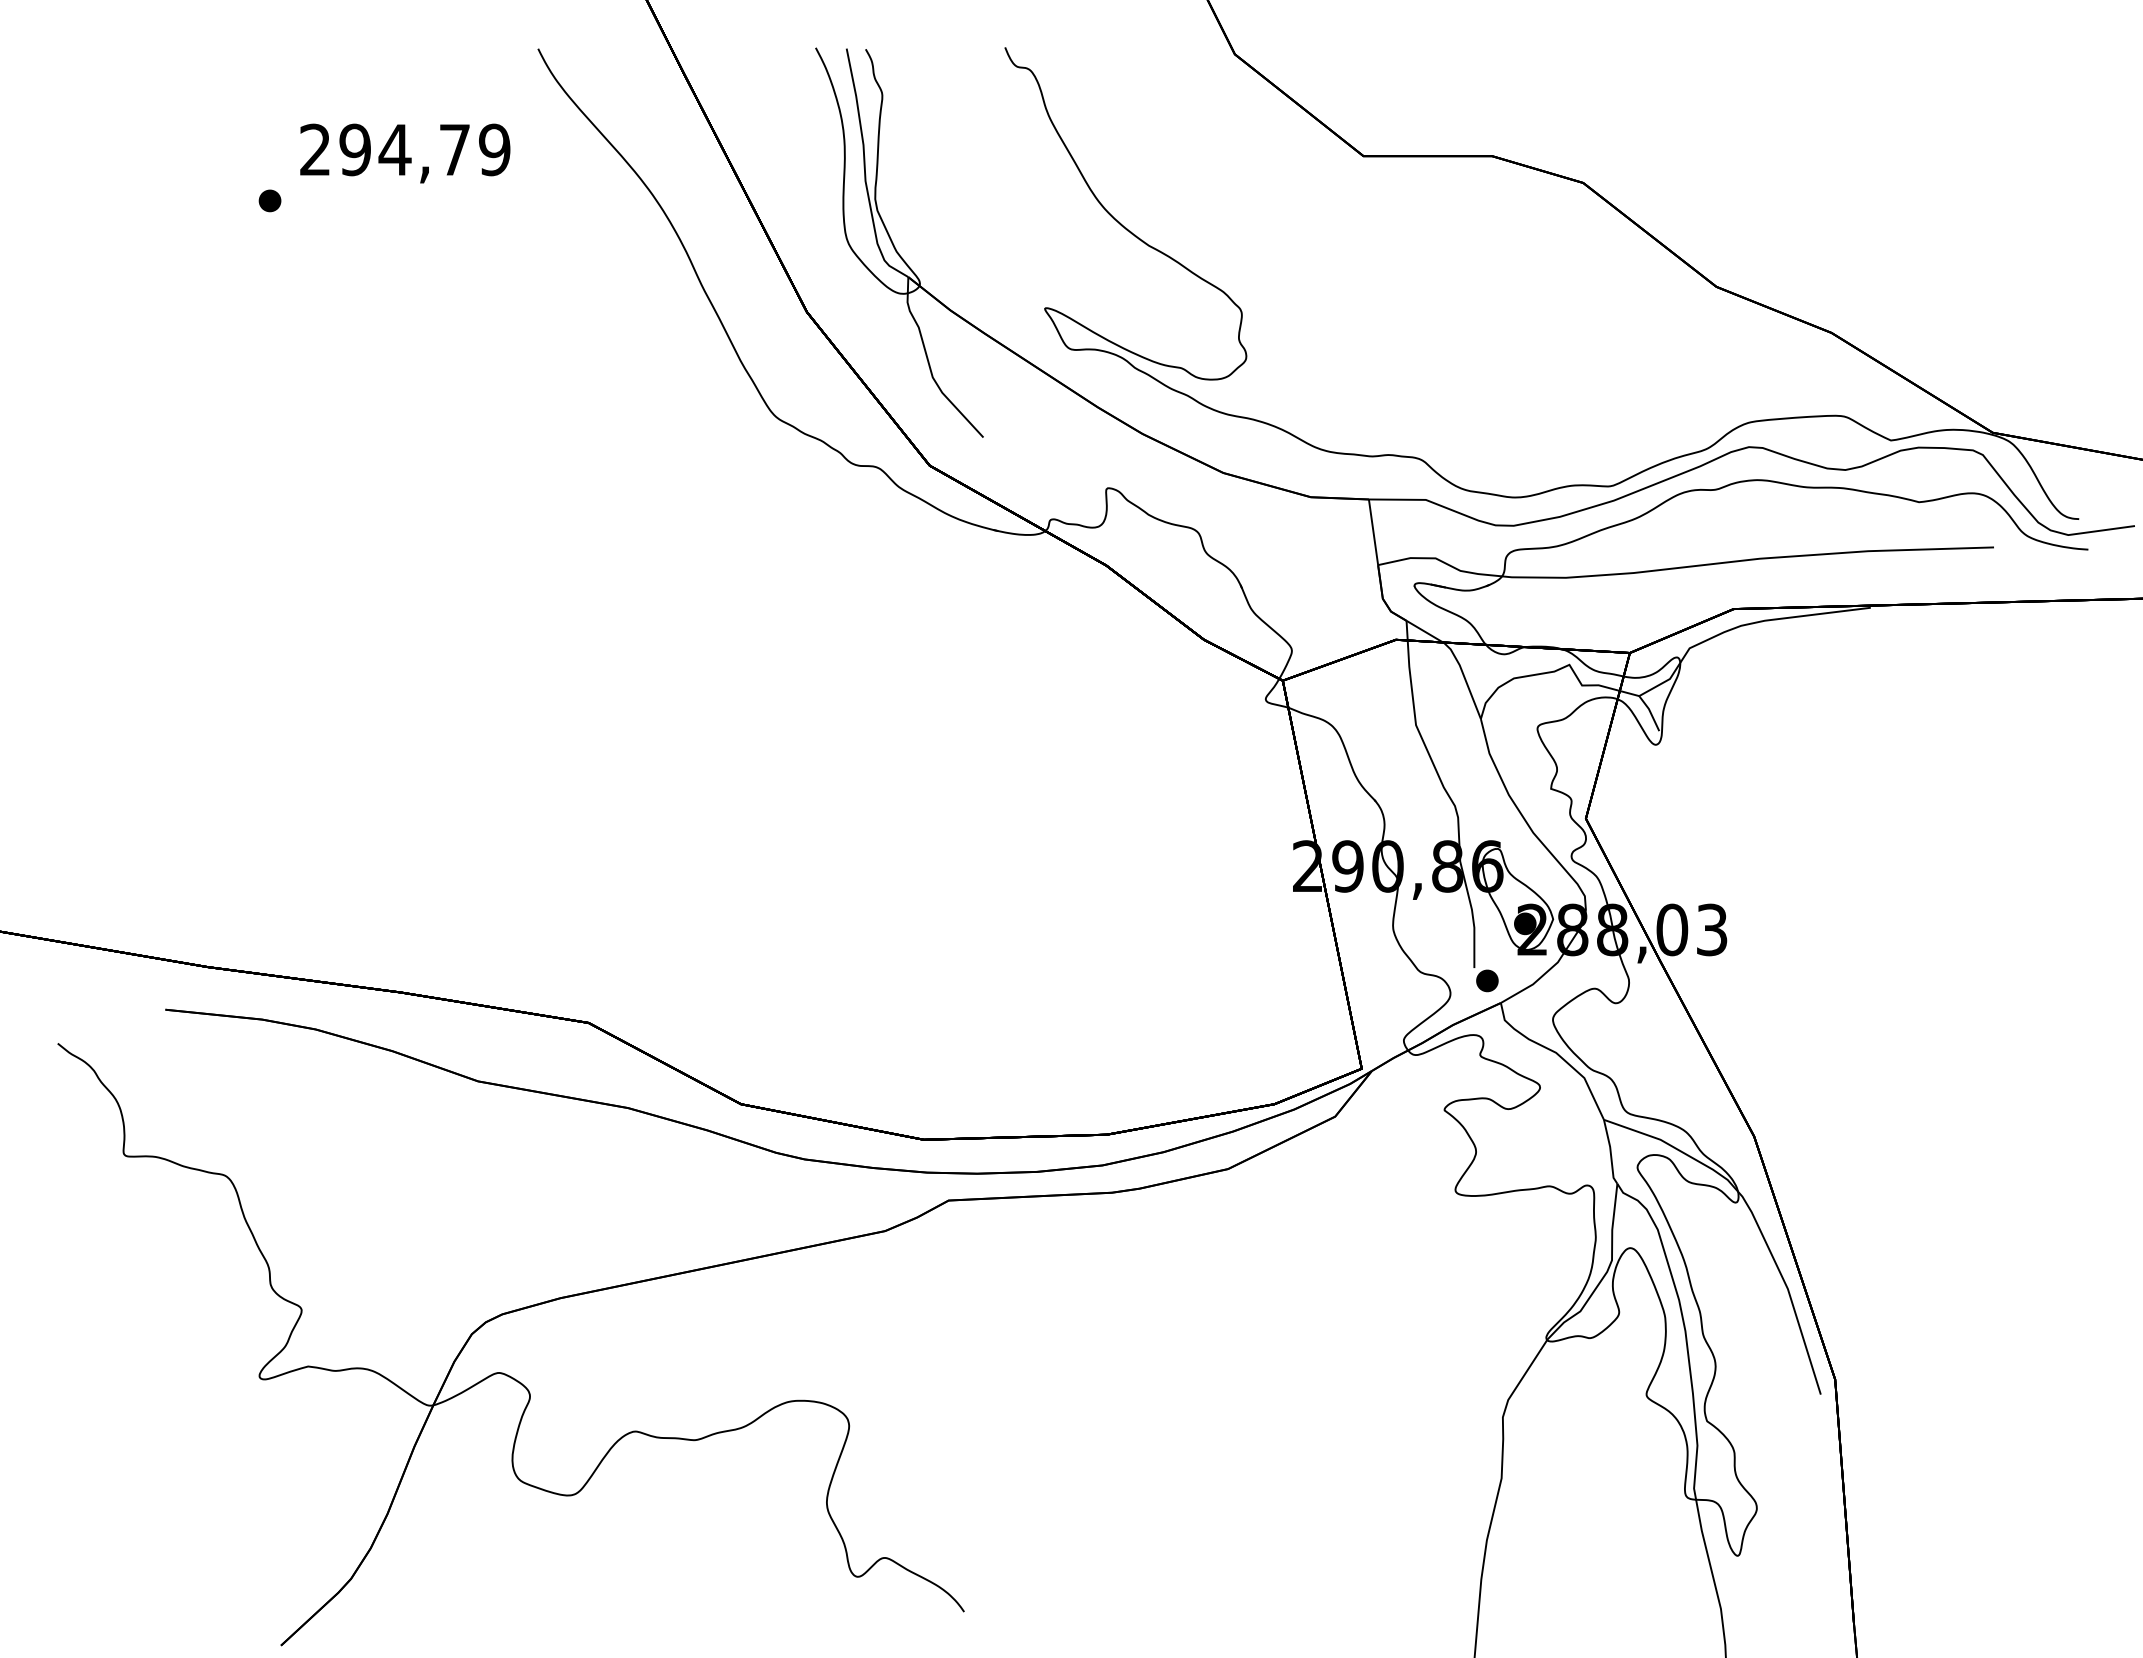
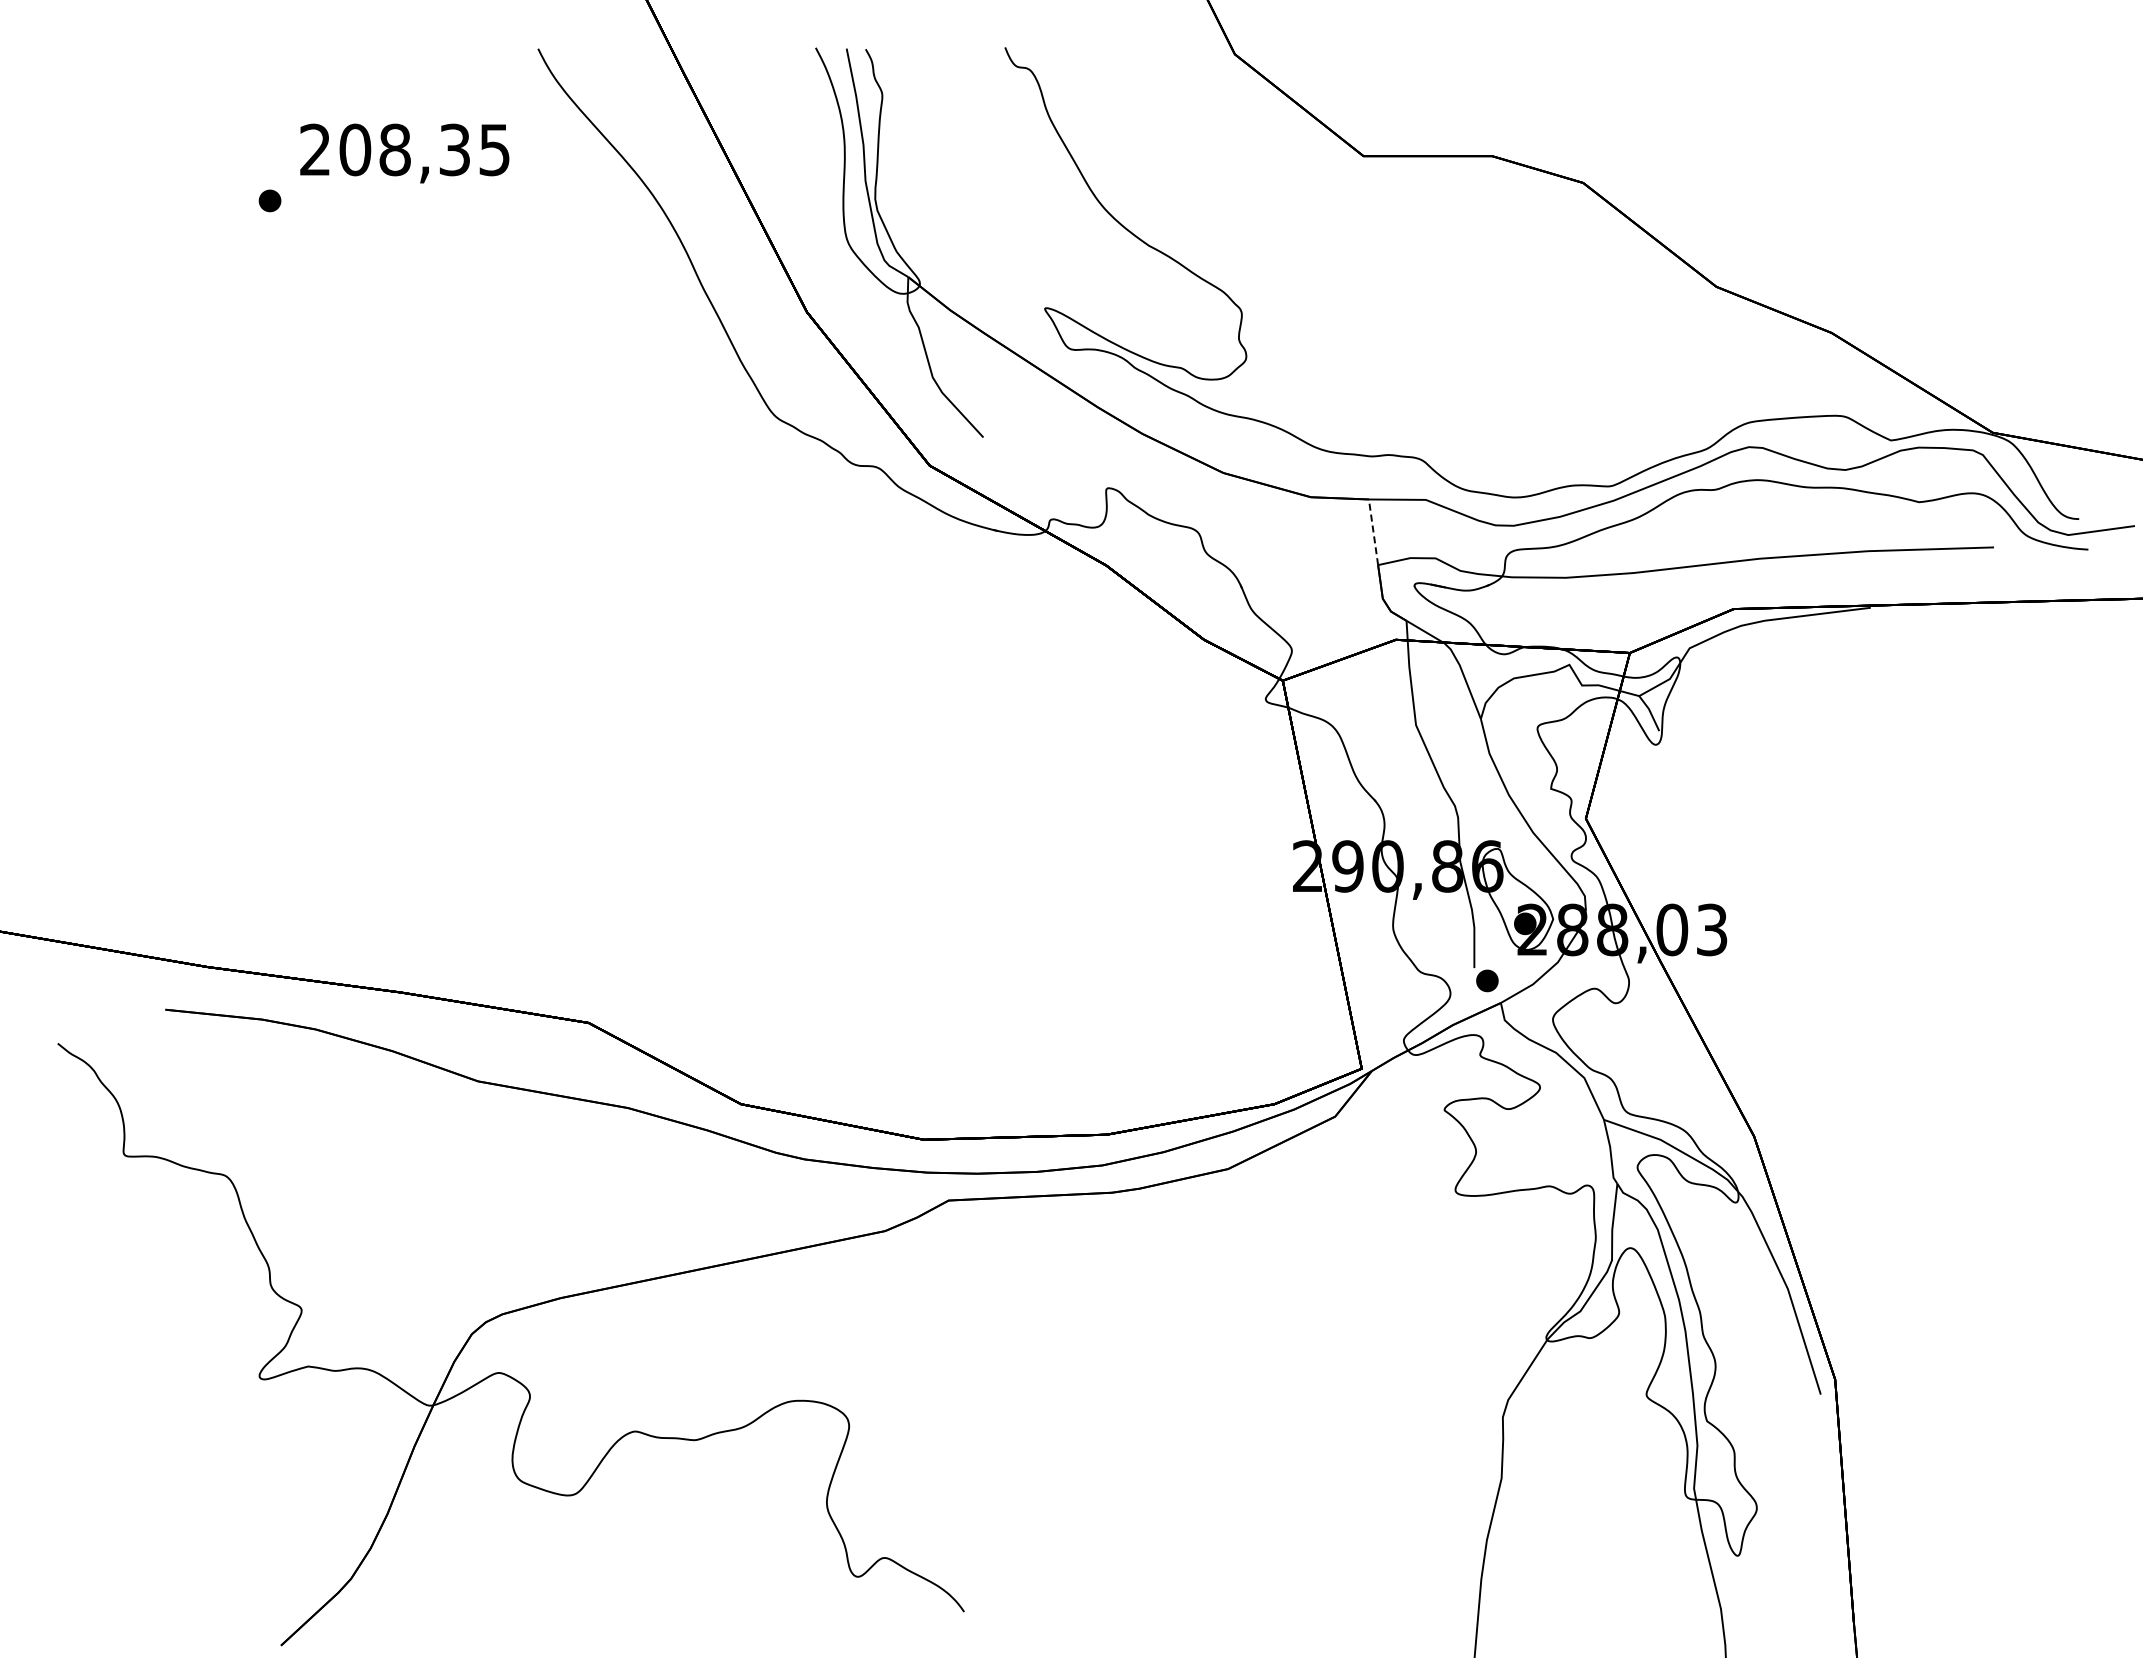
text: 294,79 -> 208,35 (424, 149)
line: solid -> dashed (1373, 531)
